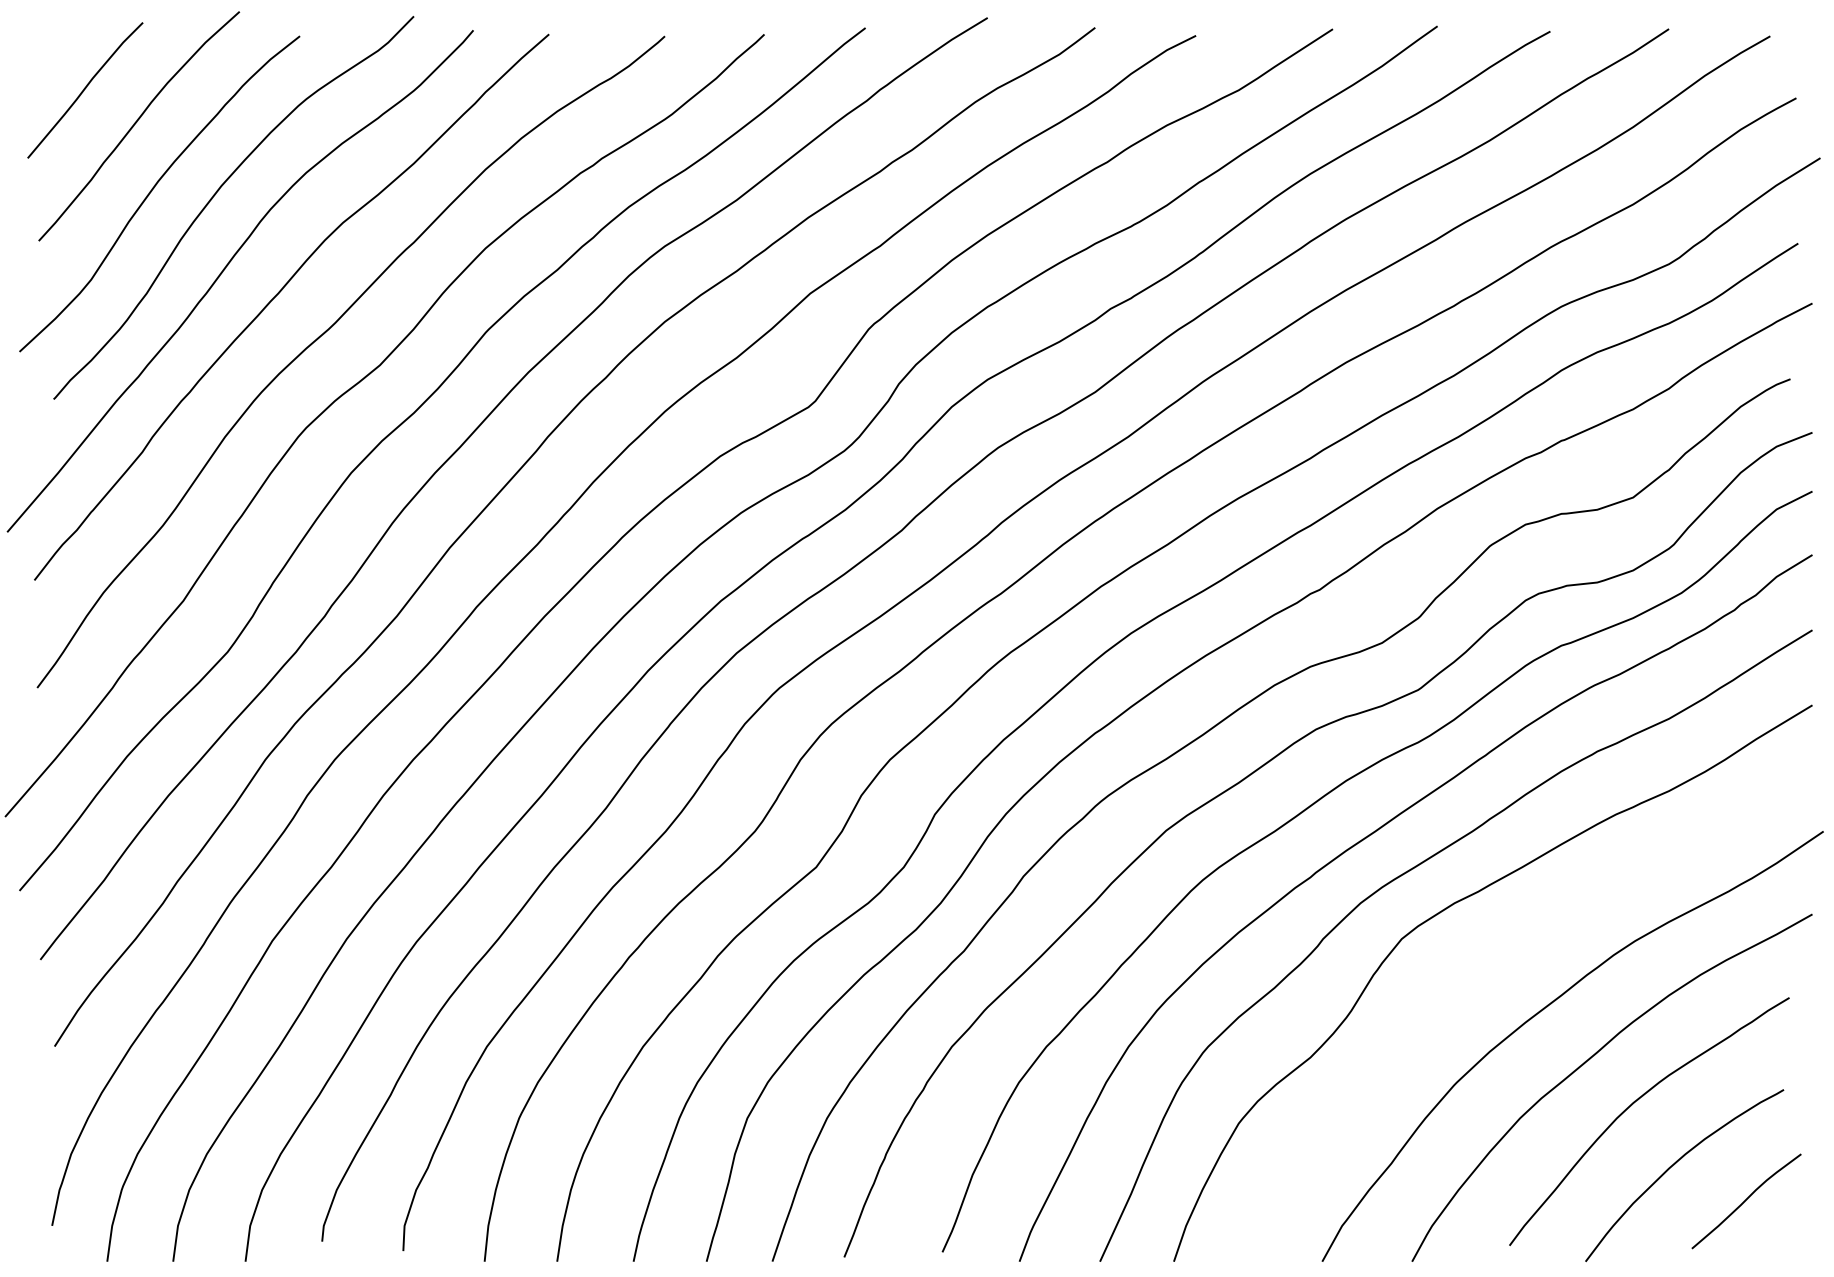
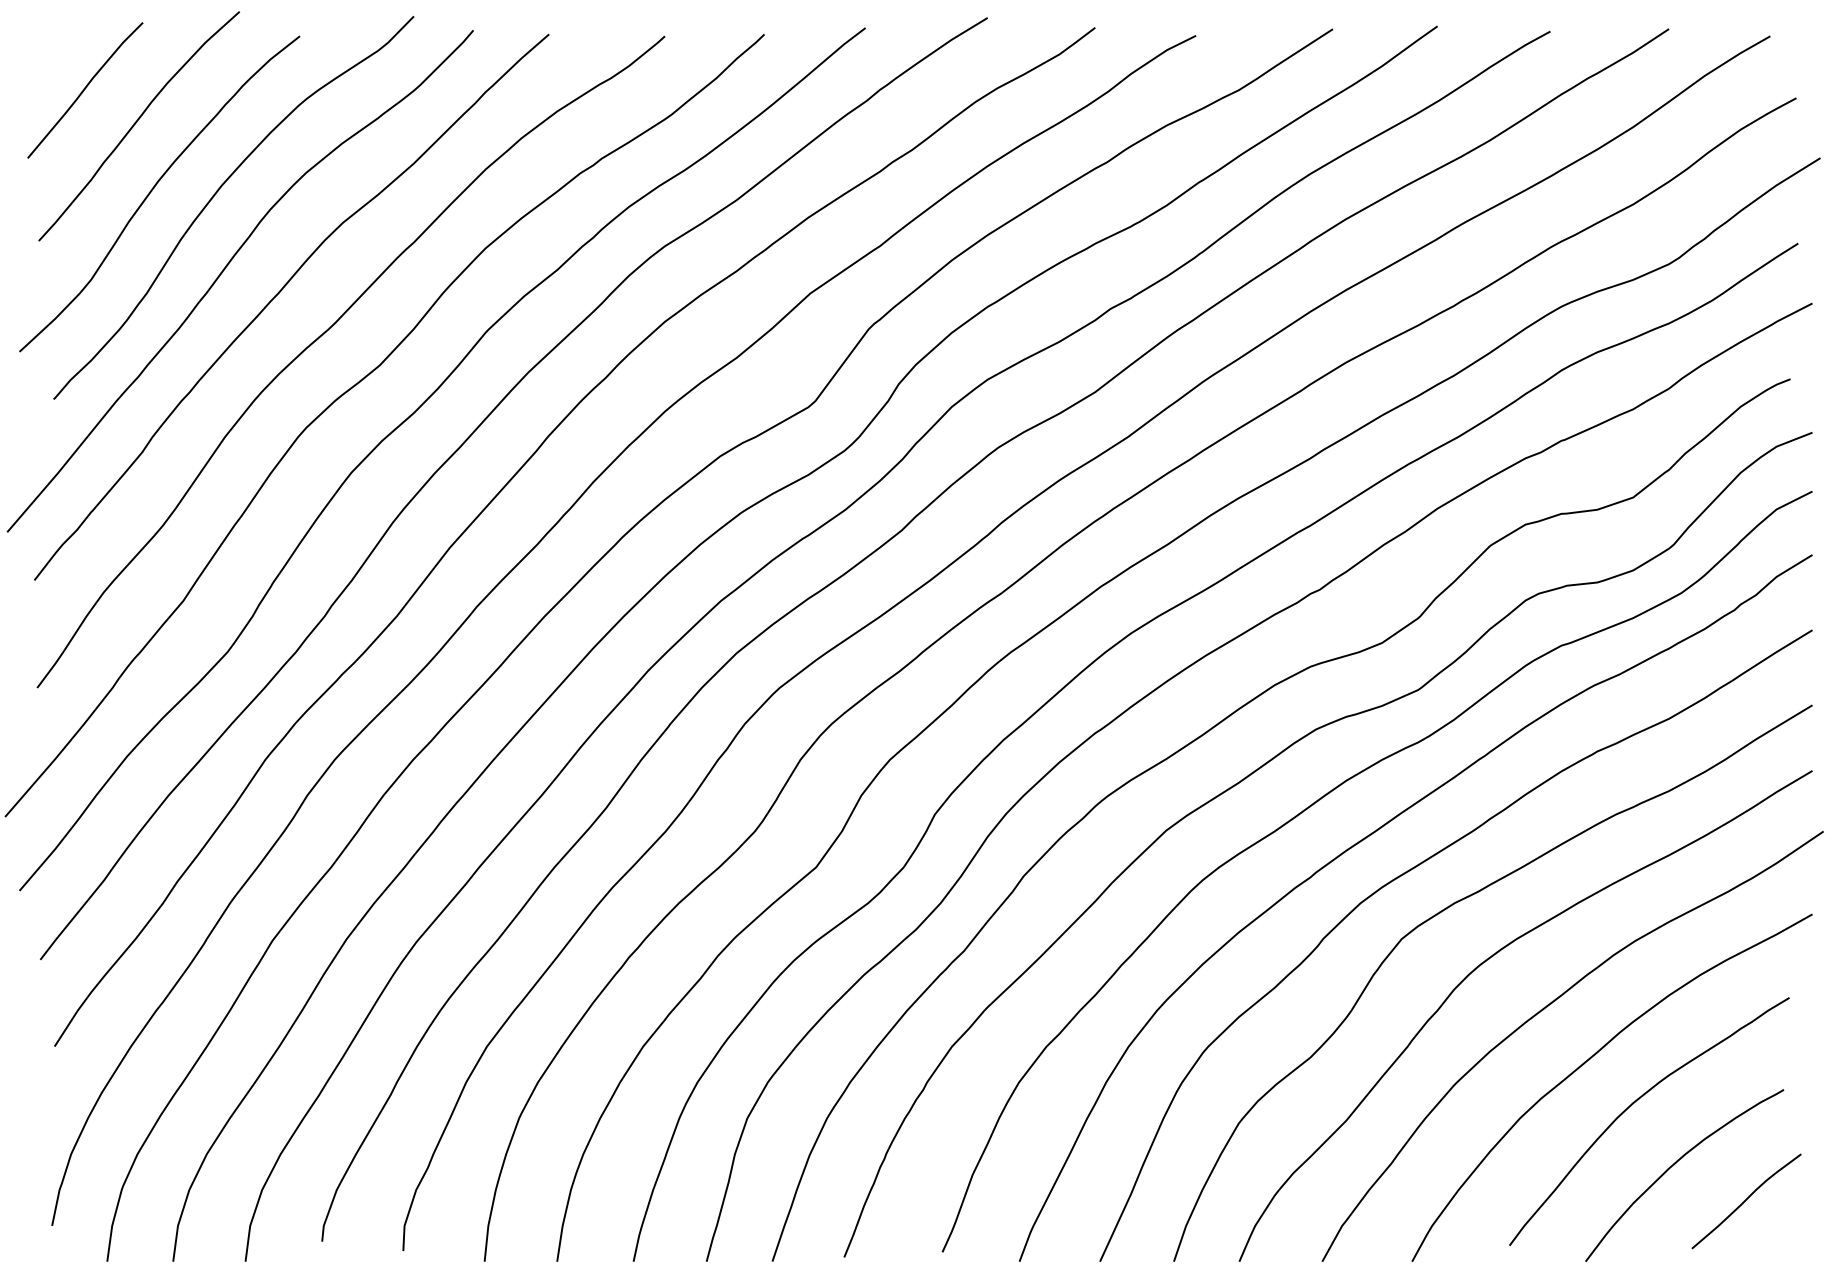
curve: none -> present (1485, 962)
